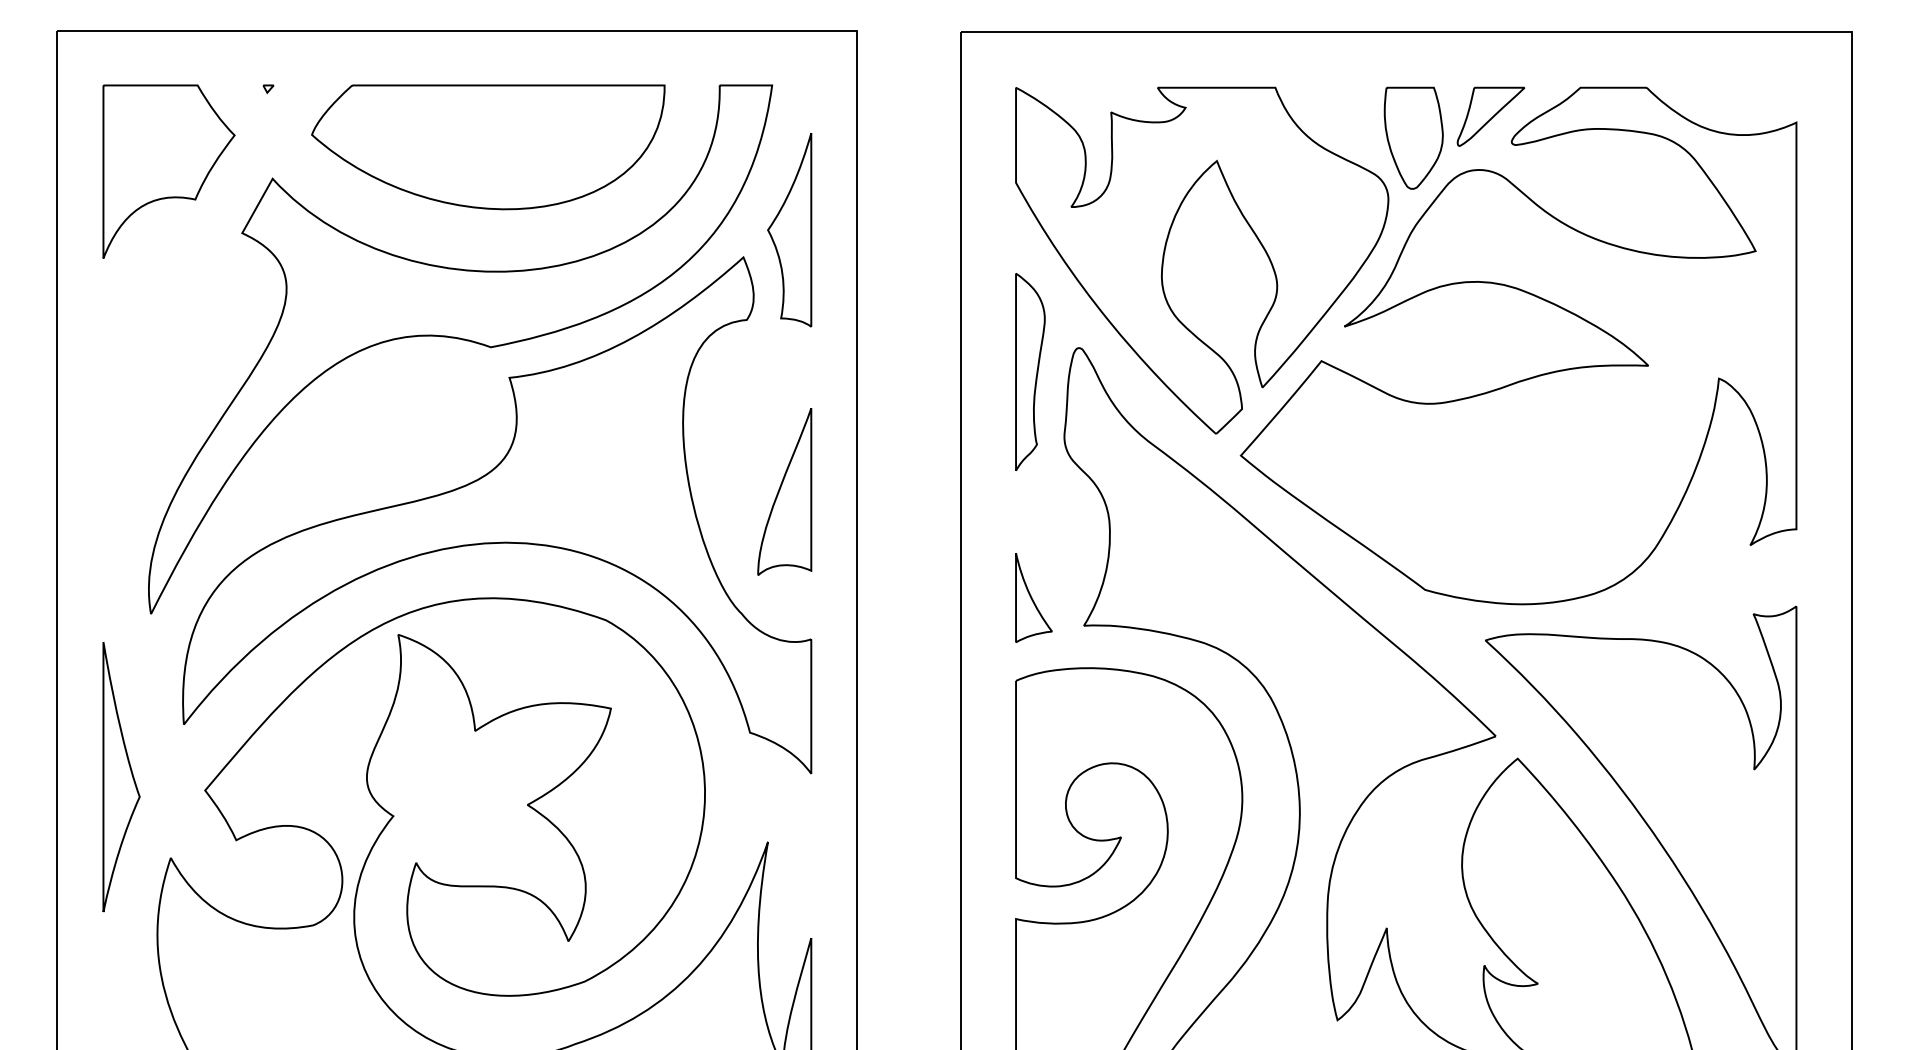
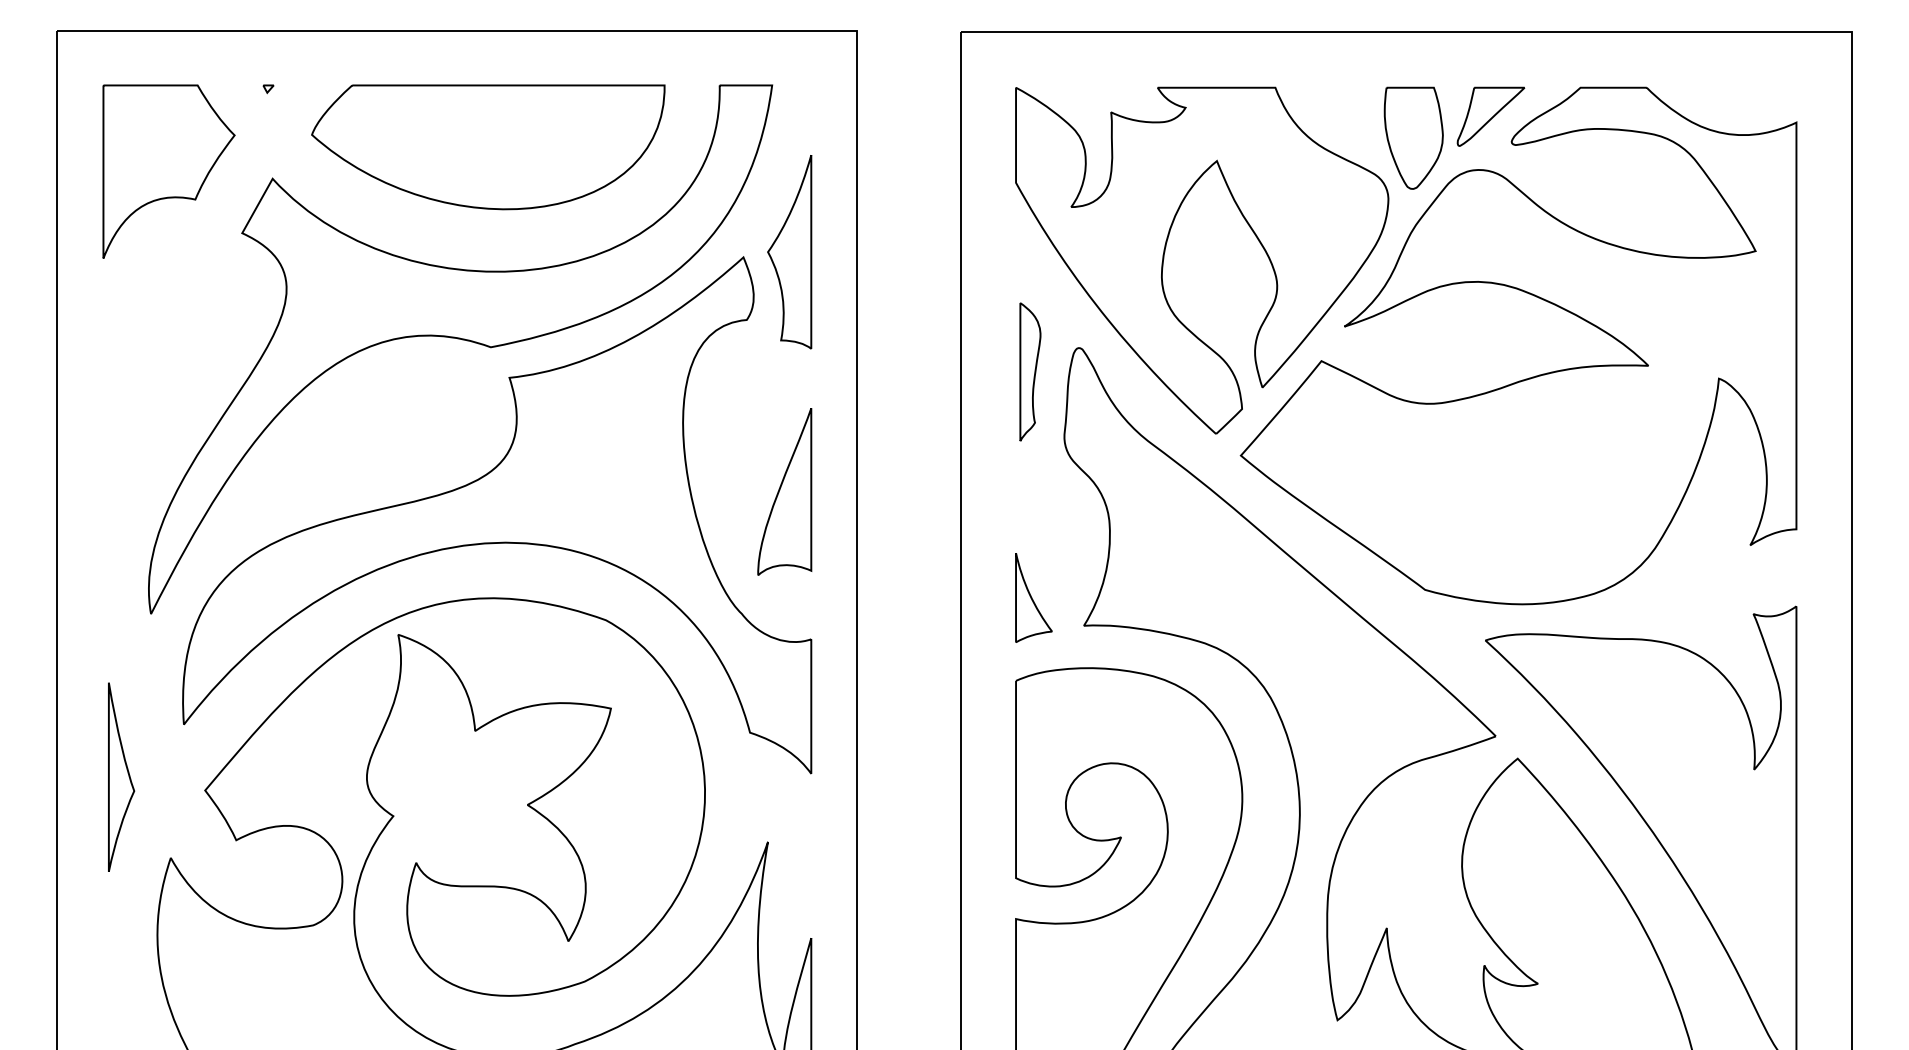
part position: (789, 230) -> (789, 252) (789, 252)
part size: 31x198 px -> 23x140 px (1030, 371)
part size: 39x271 px -> 28x190 px (121, 776)
